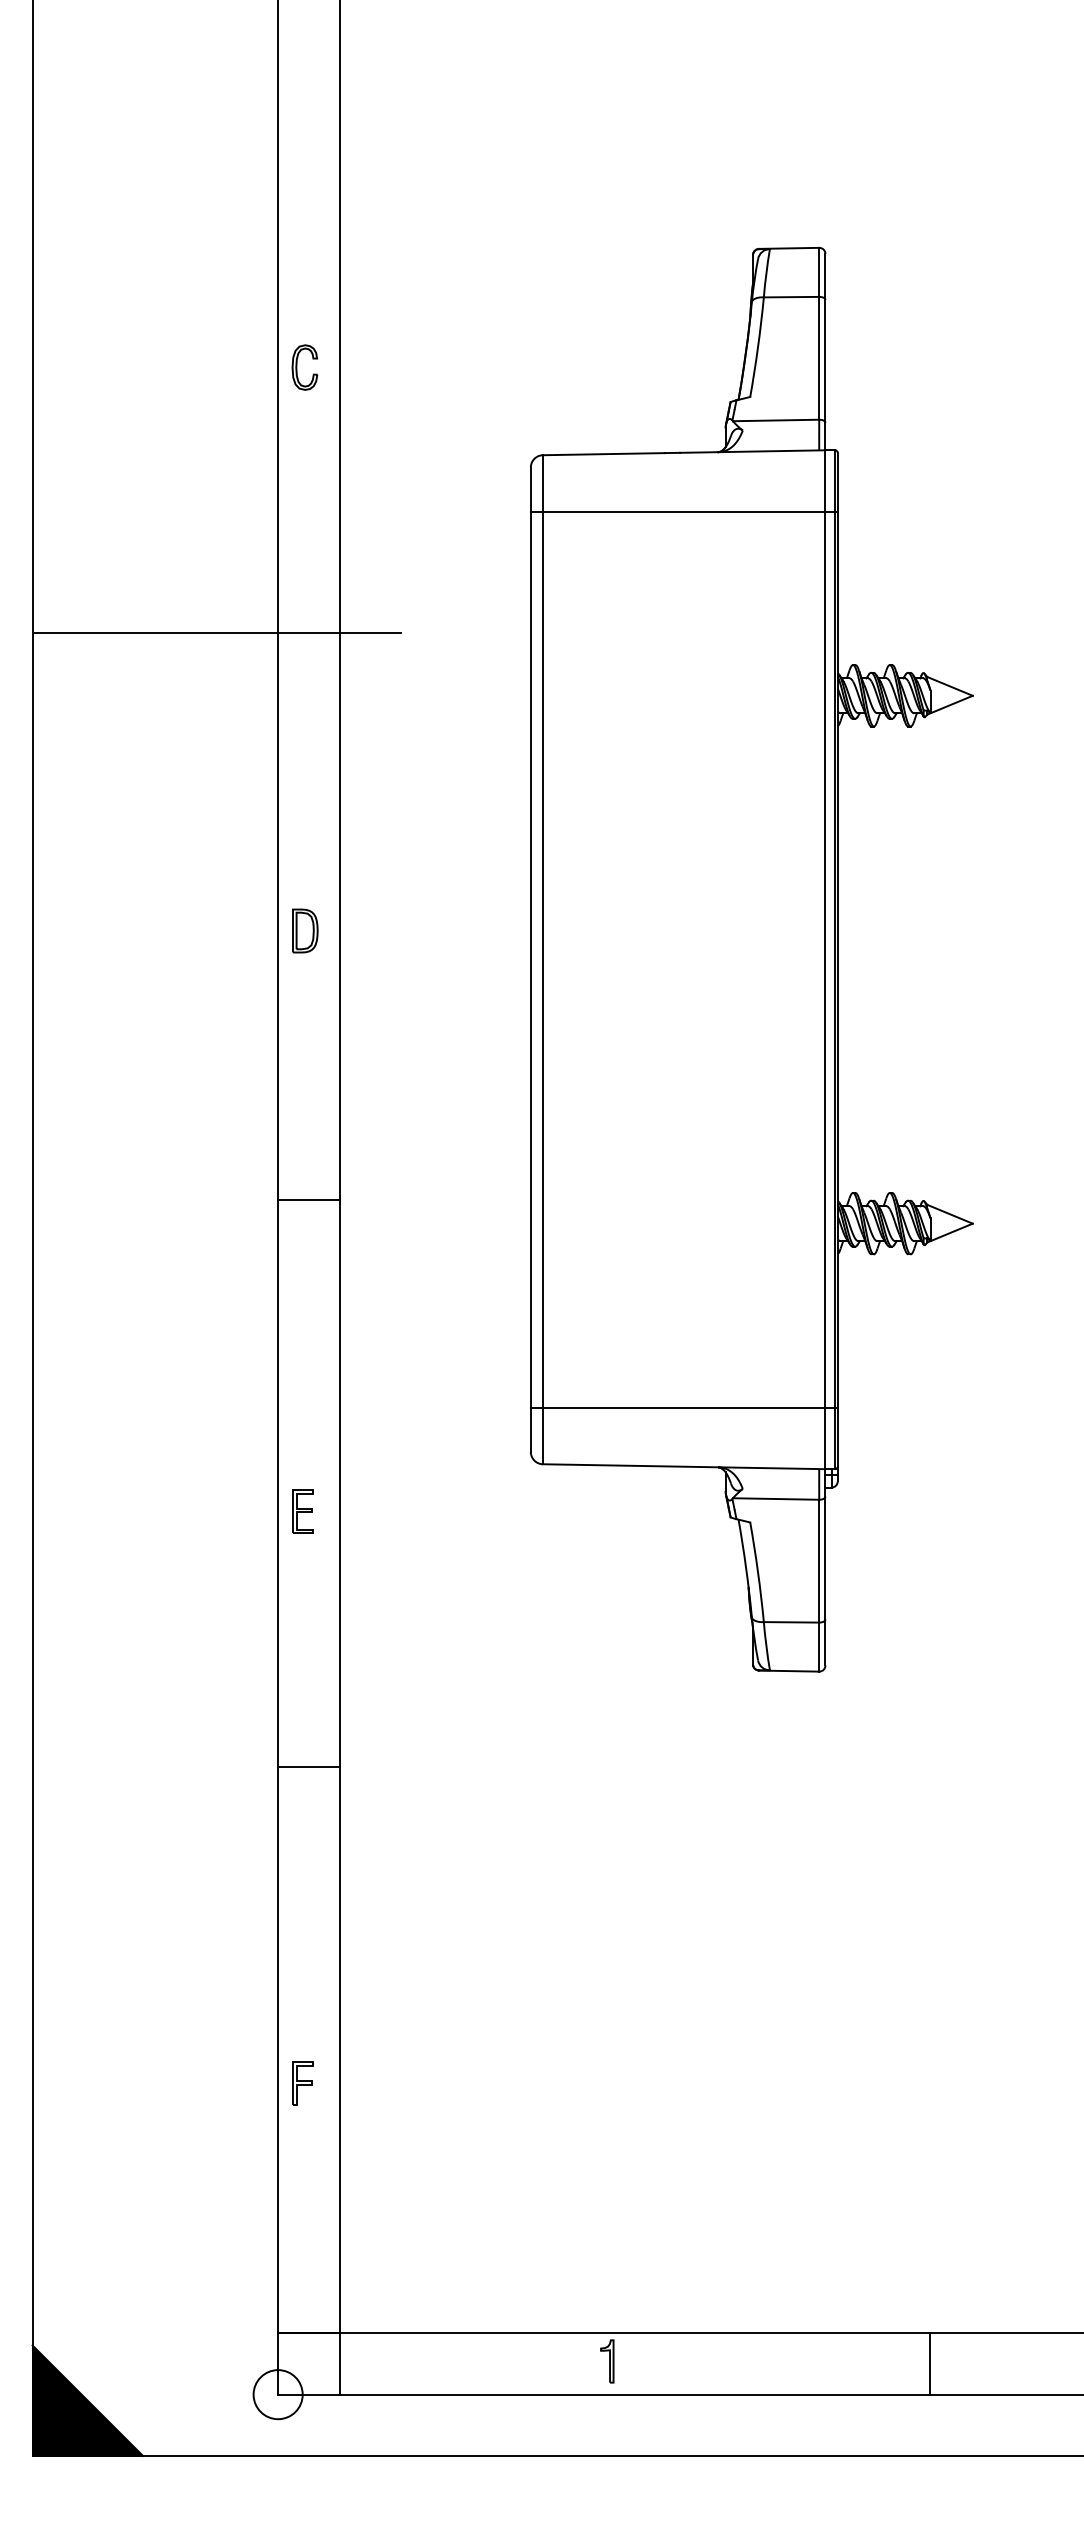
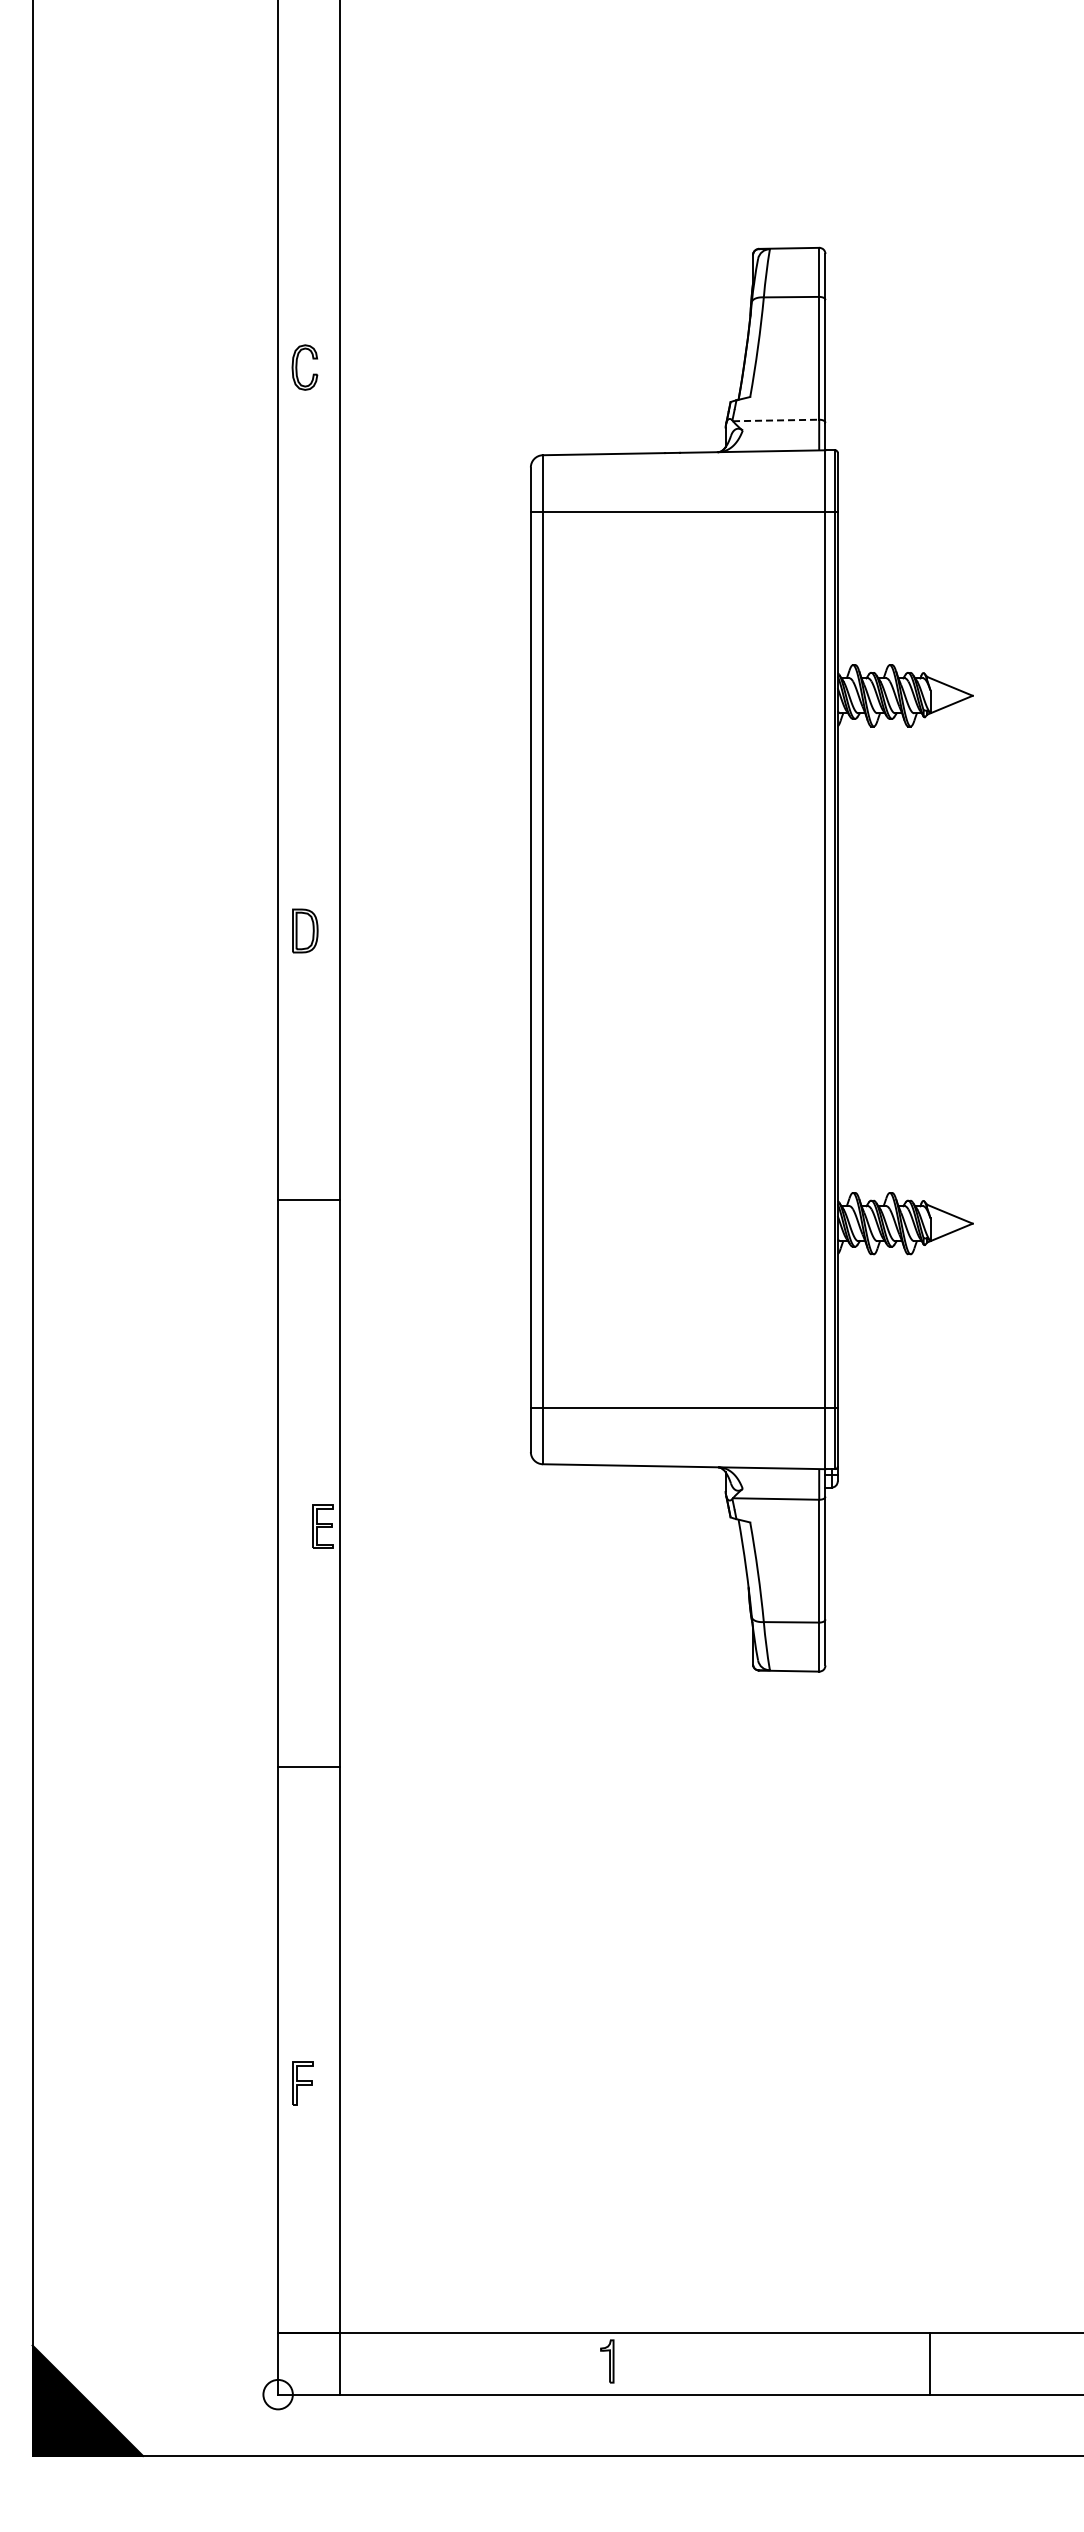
line: solid -> dashed (776, 420)
line: present -> none (216, 633)
part position: (302, 1511) -> (322, 1526) (322, 1526)
circle diameter: 49 px -> 29 px (277, 2394)
